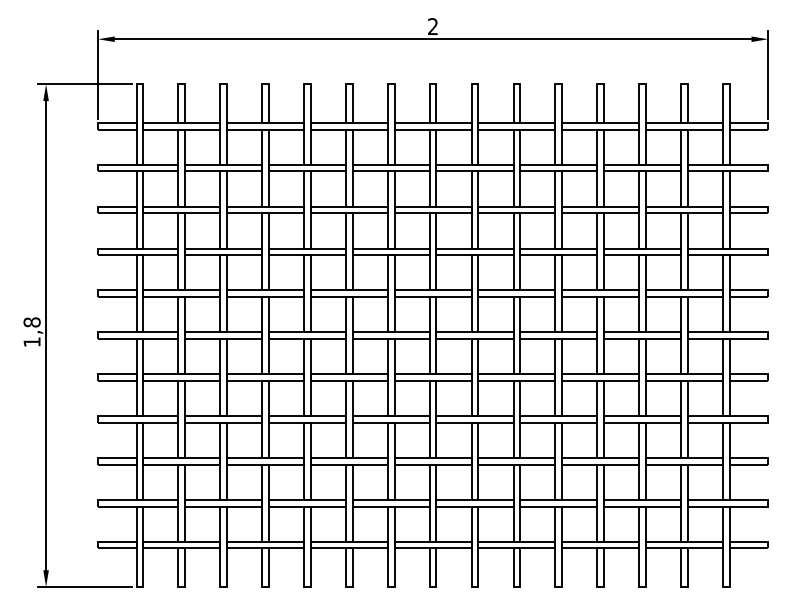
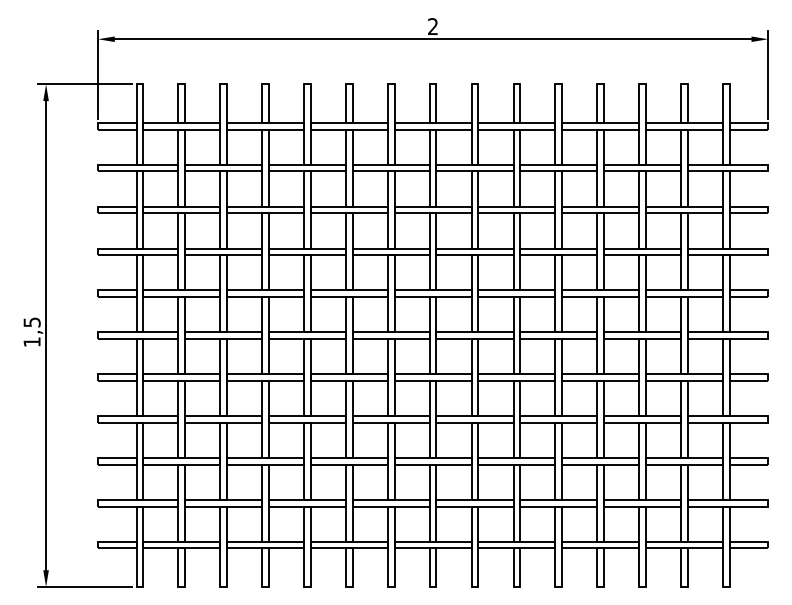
text: 1,8 -> 1,5 (31, 322)
